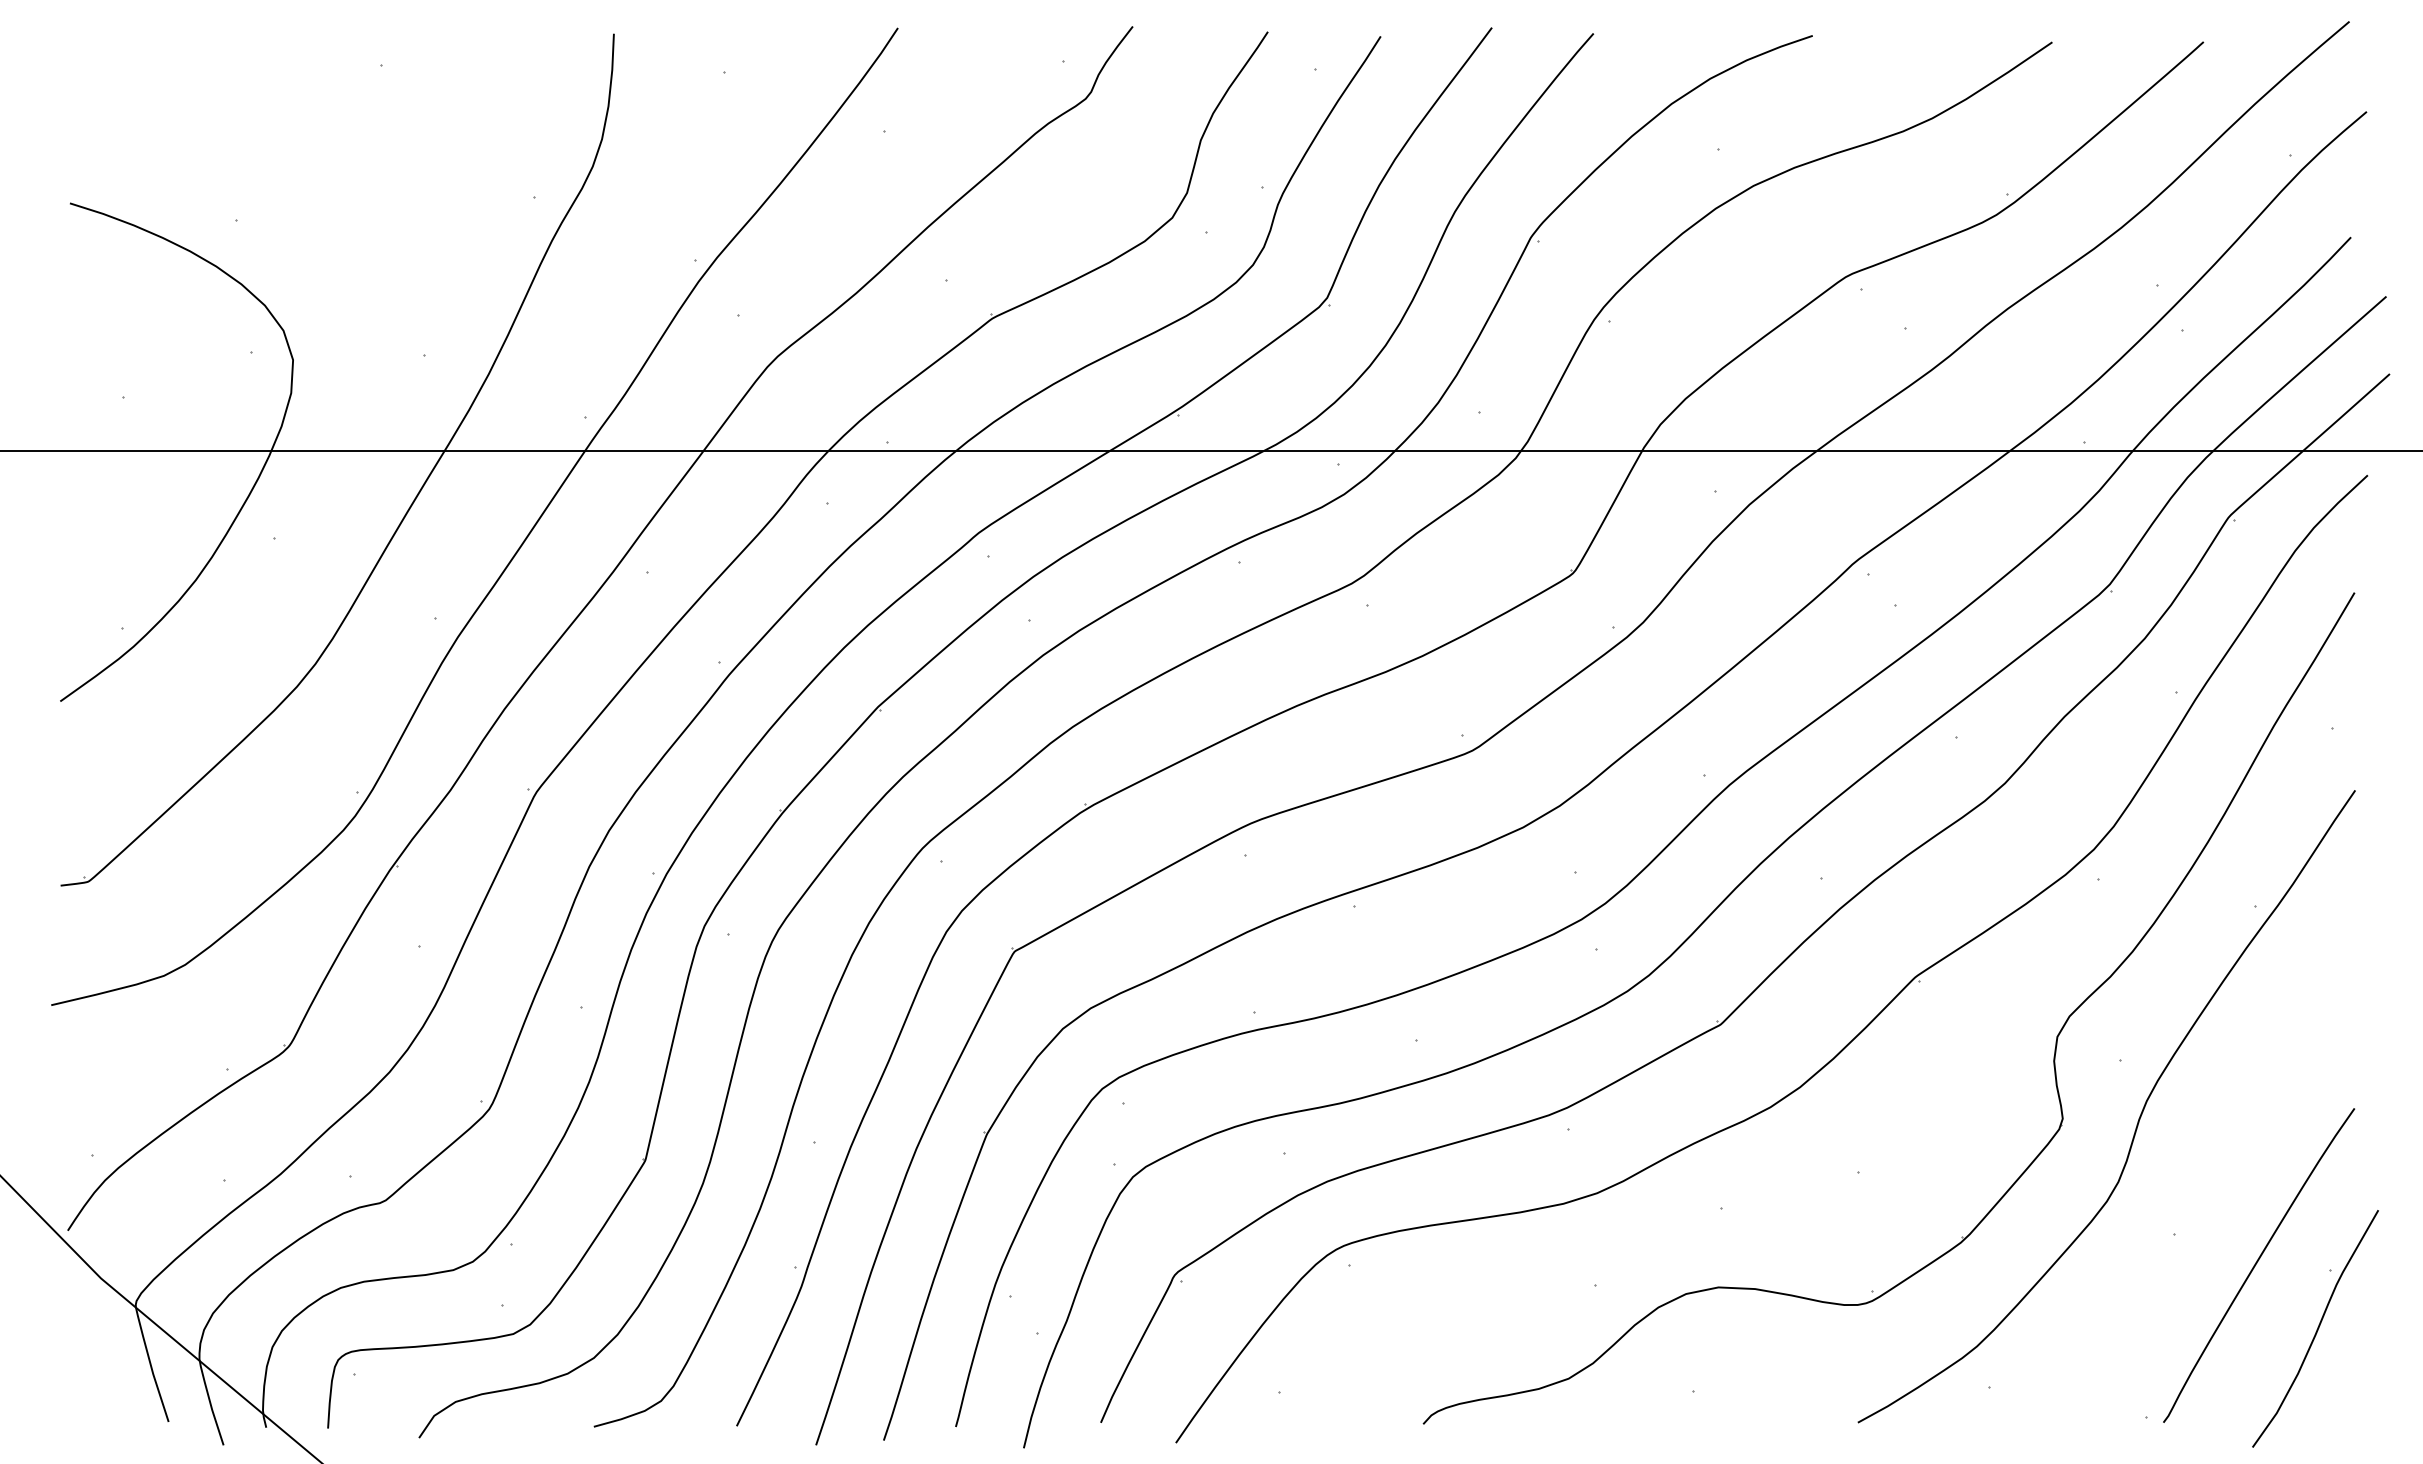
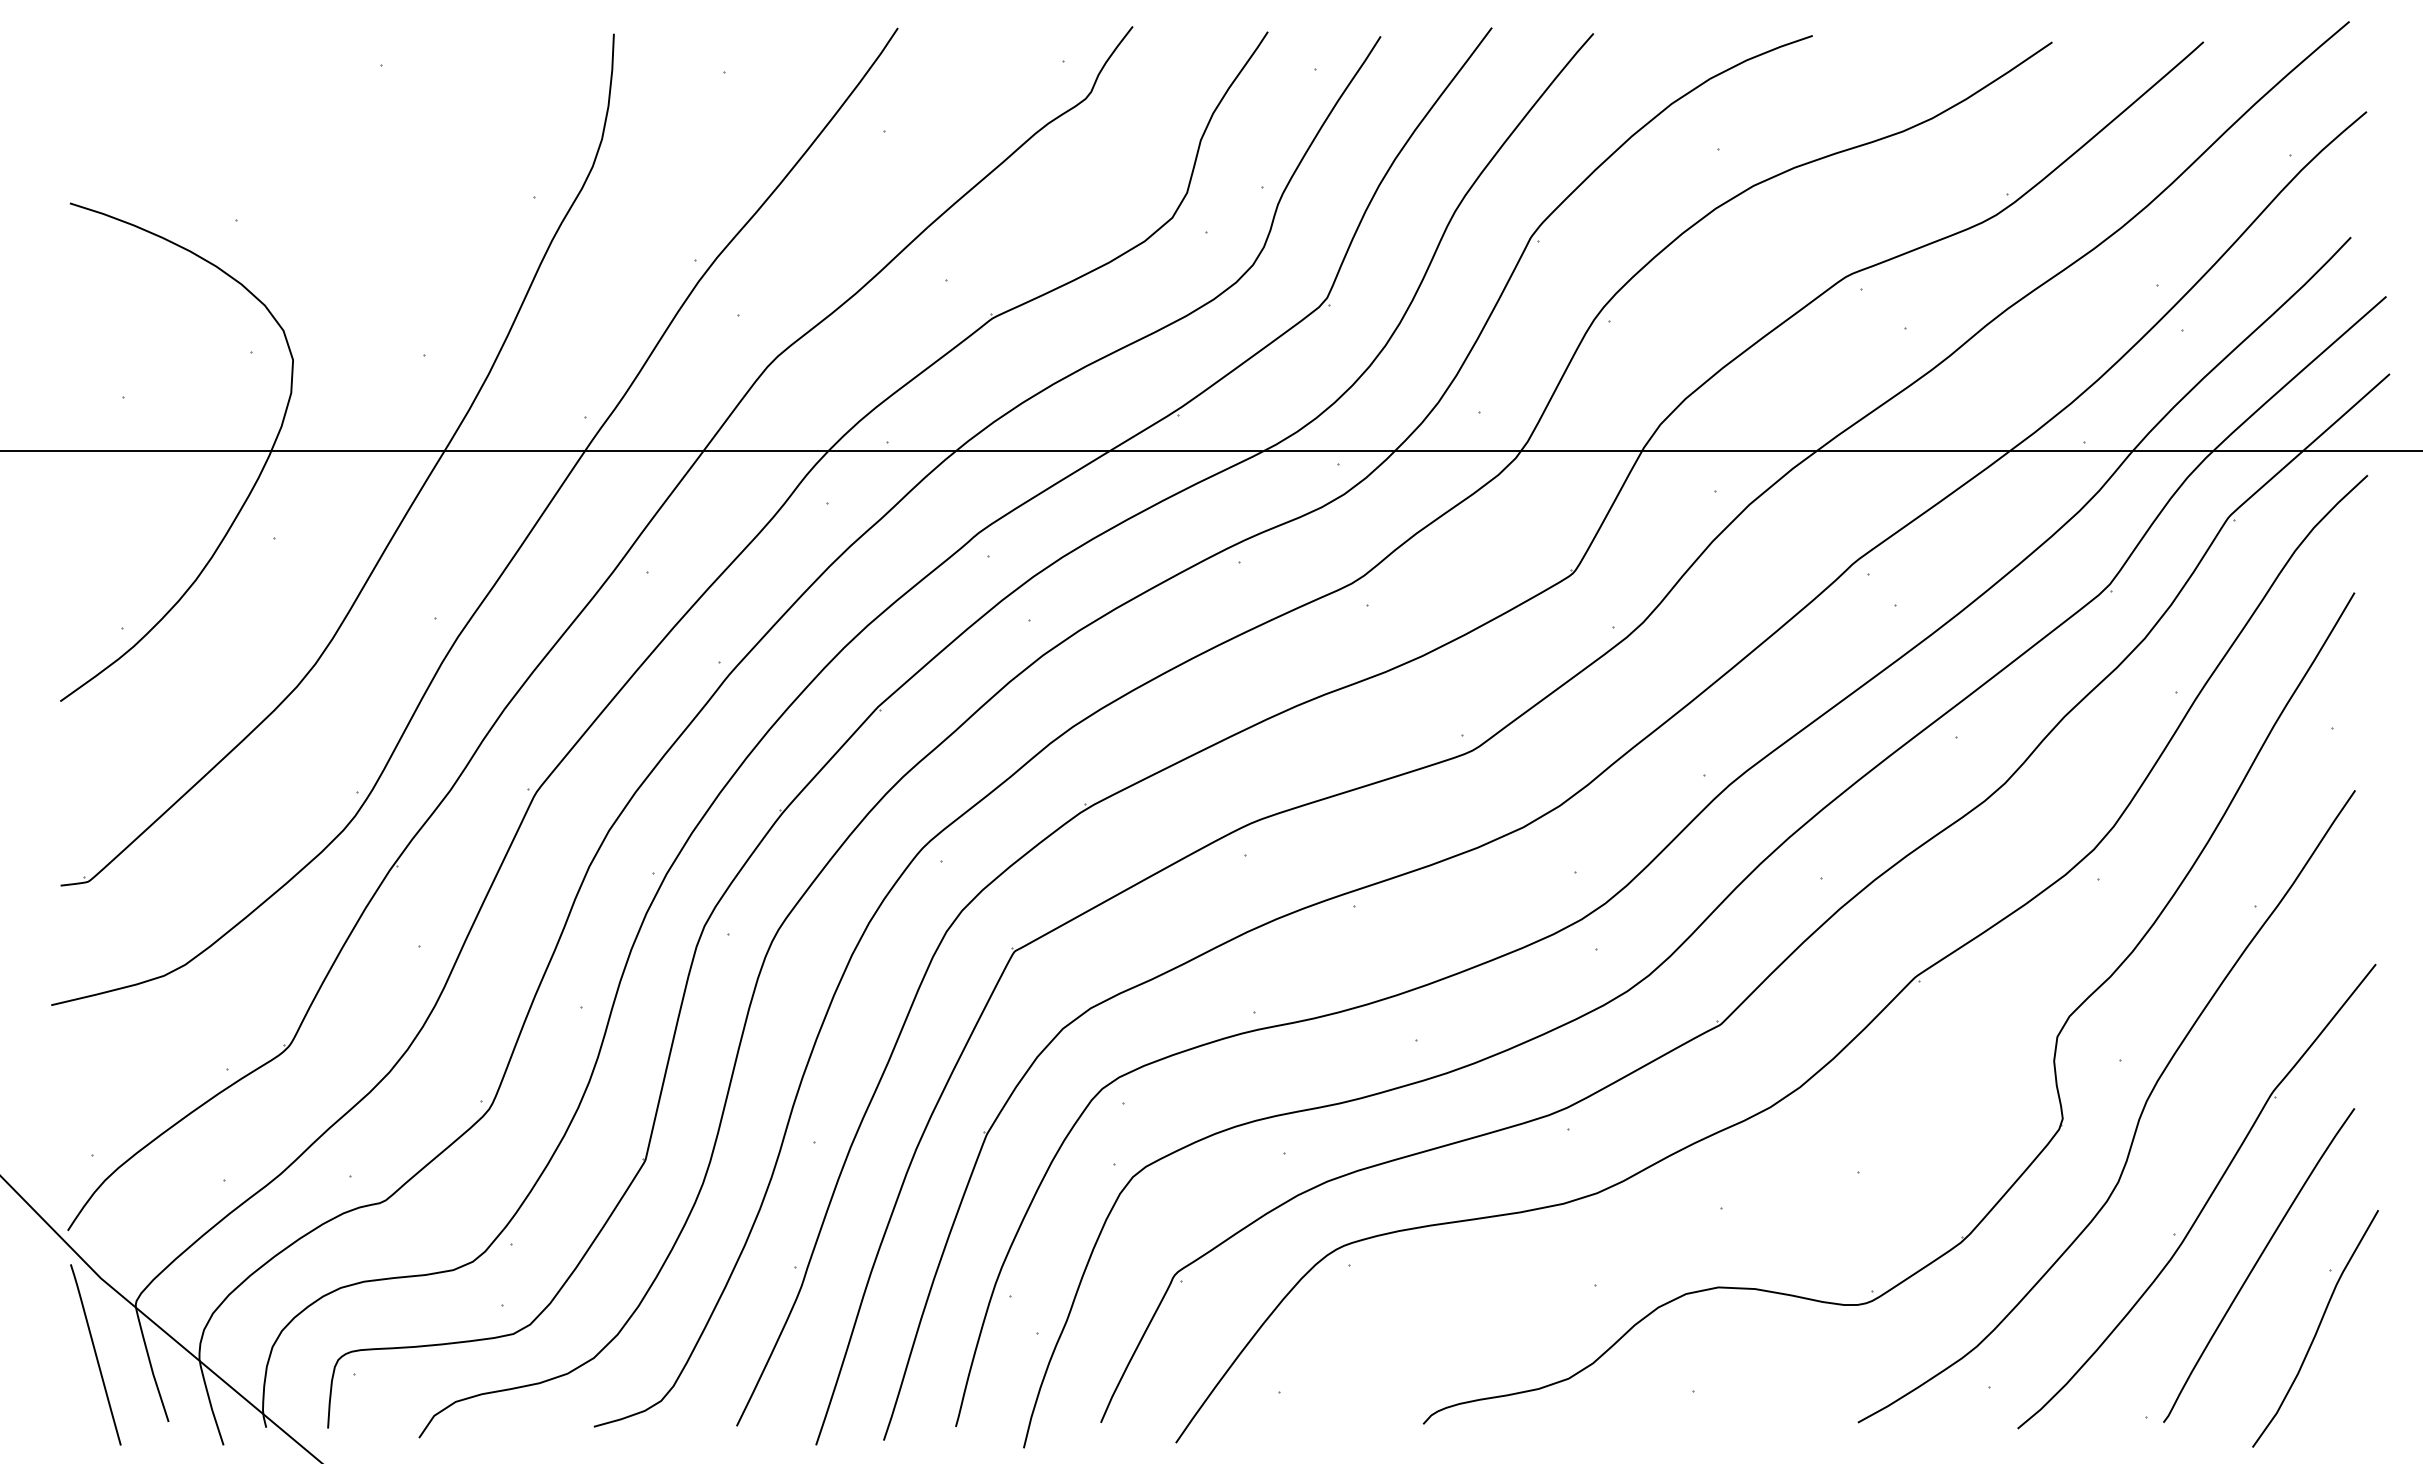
part: none -> present (2206, 1200)
line: none -> present (95, 1354)
